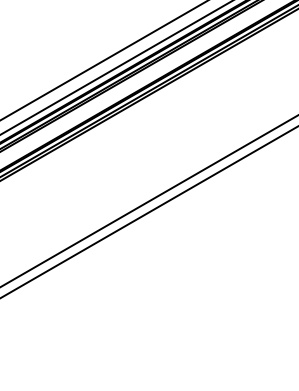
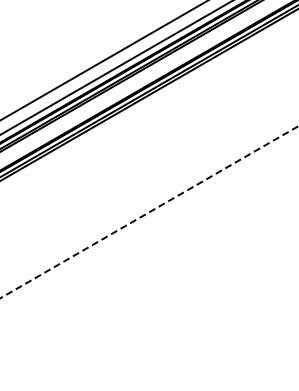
line: present -> none (148, 201)
line: solid -> dashed (149, 212)
